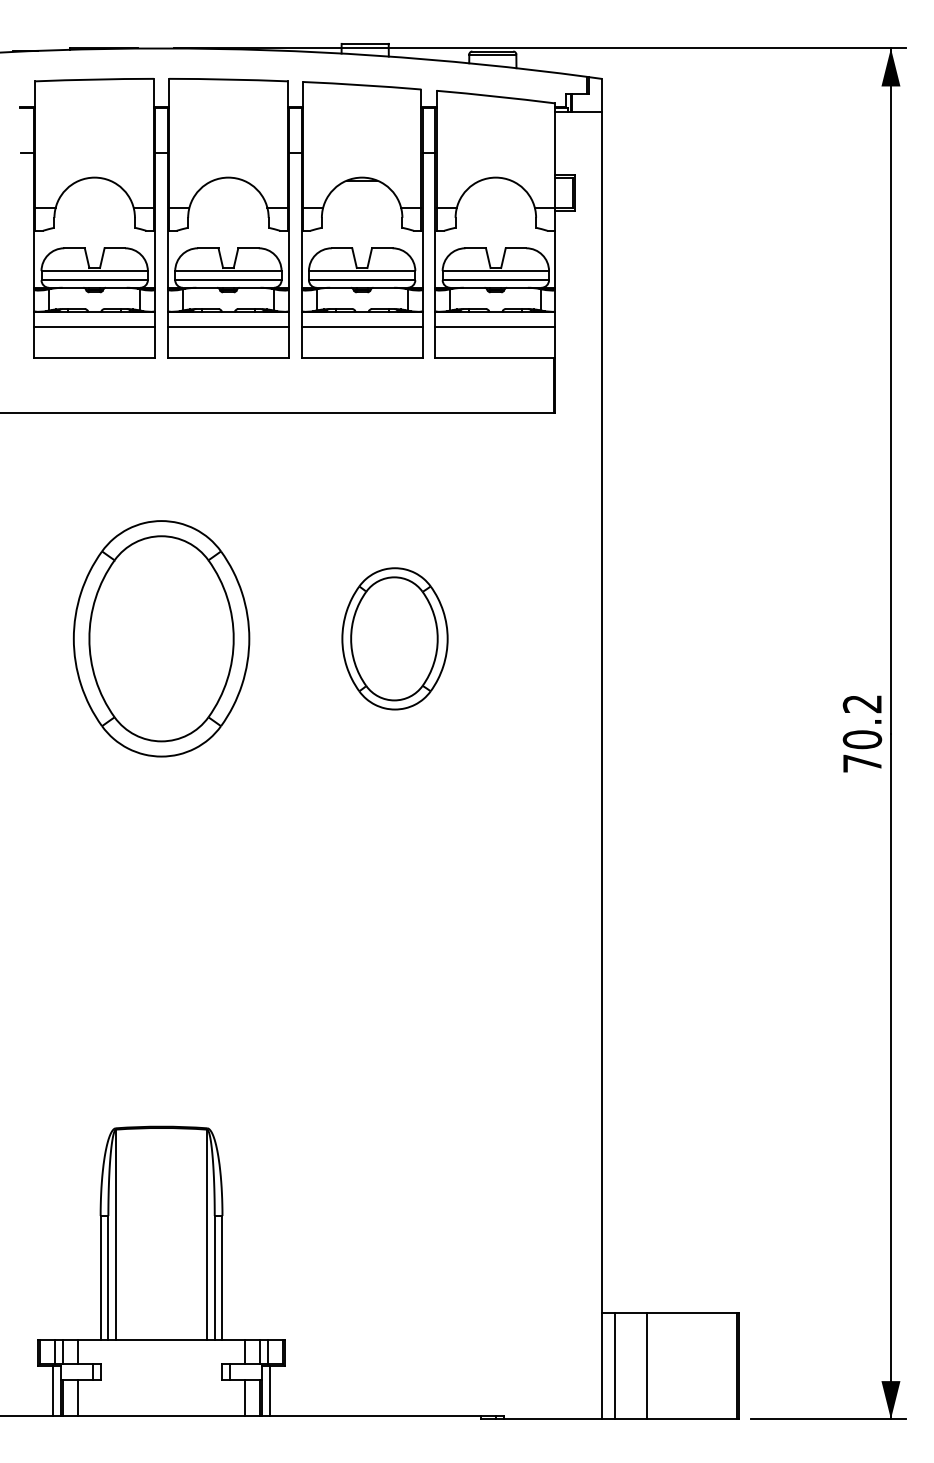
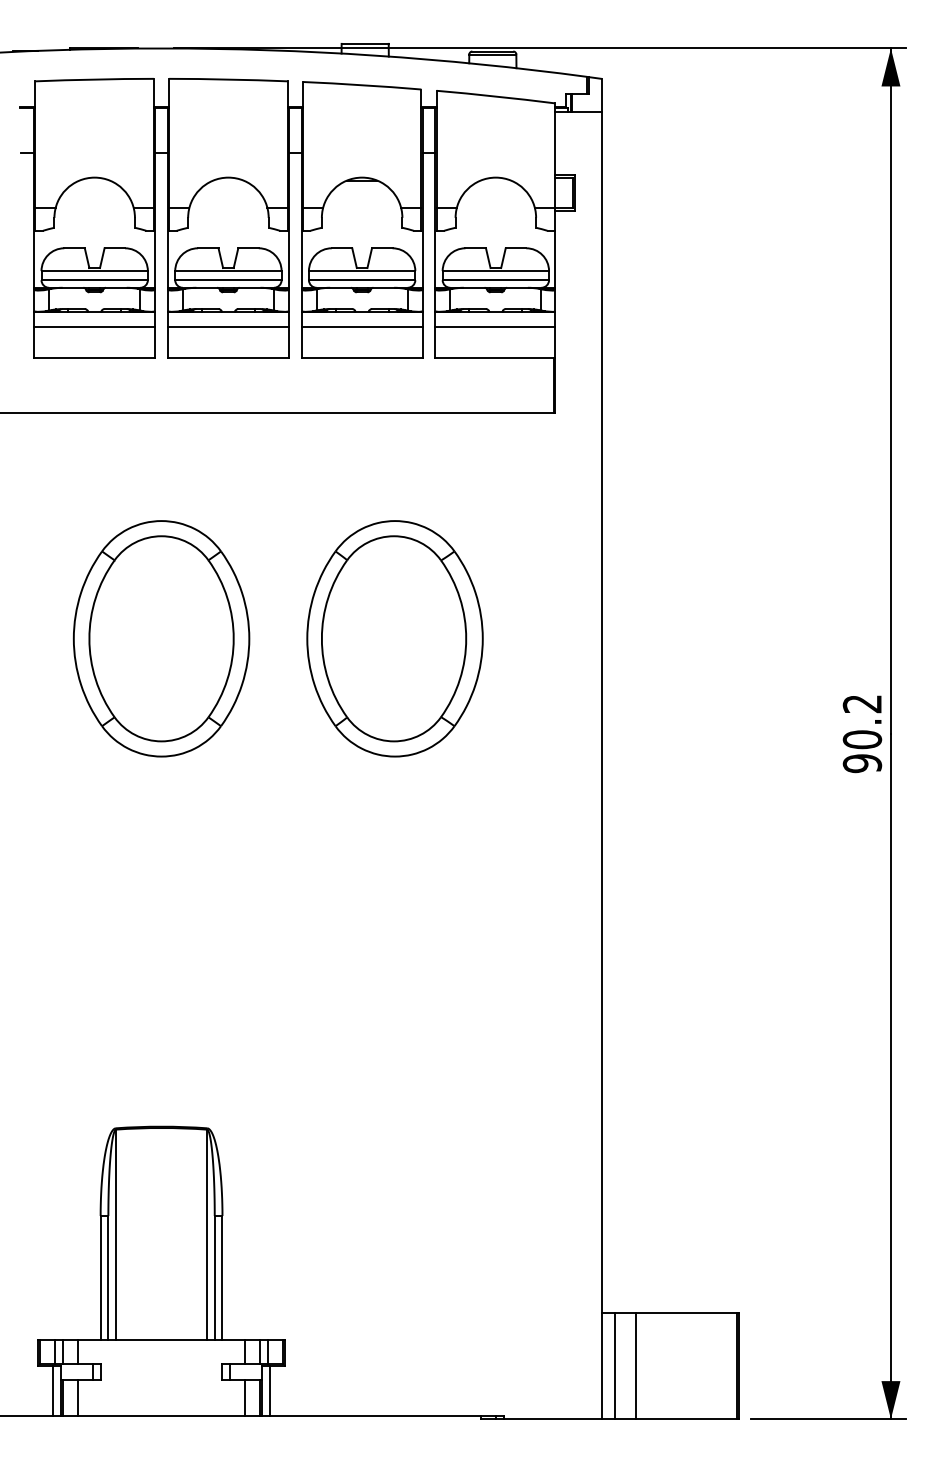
part size: 108x144 px -> 178x238 px (394, 638)
text: 70.2 -> 90.2 (862, 763)
line position: (646, 1365) -> (635, 1365) (635, 1365)
